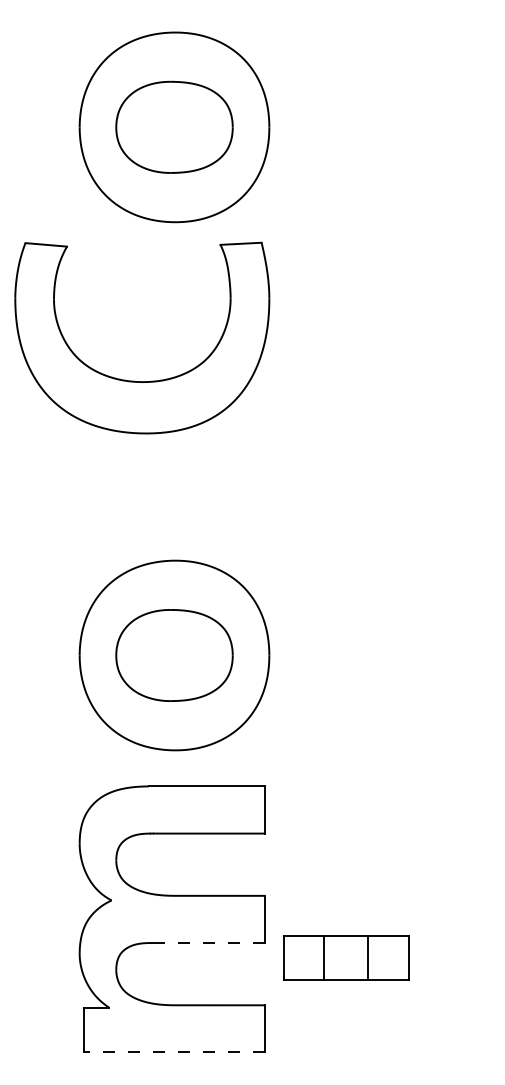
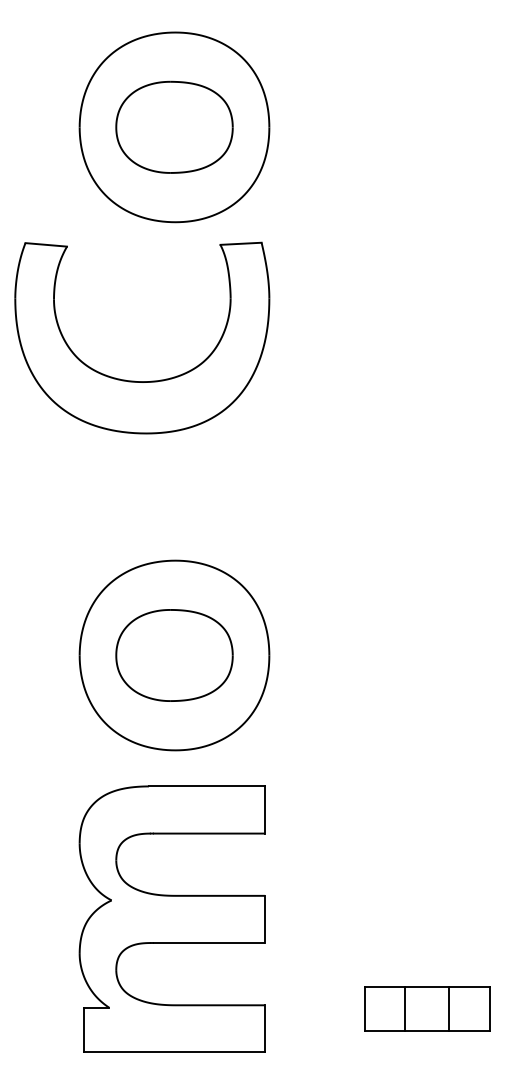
line: dashed -> solid (207, 943)
part position: (346, 957) -> (427, 1008) (427, 1008)
line: dashed -> solid (174, 1052)
